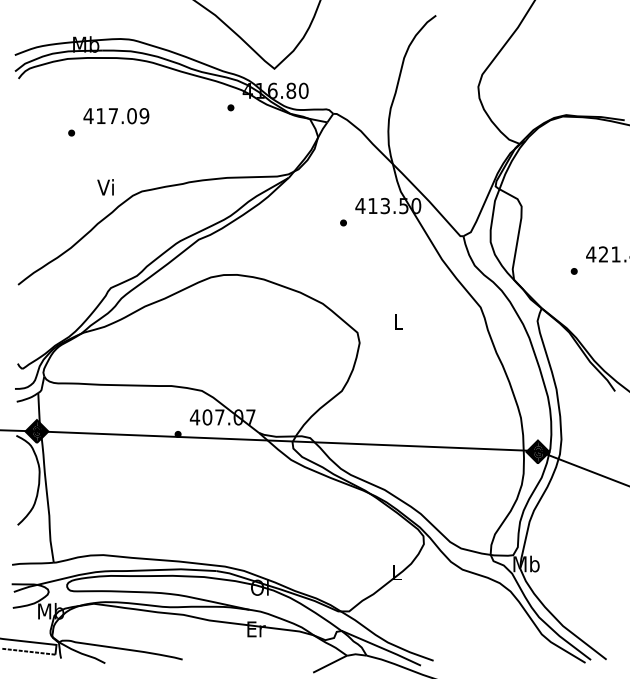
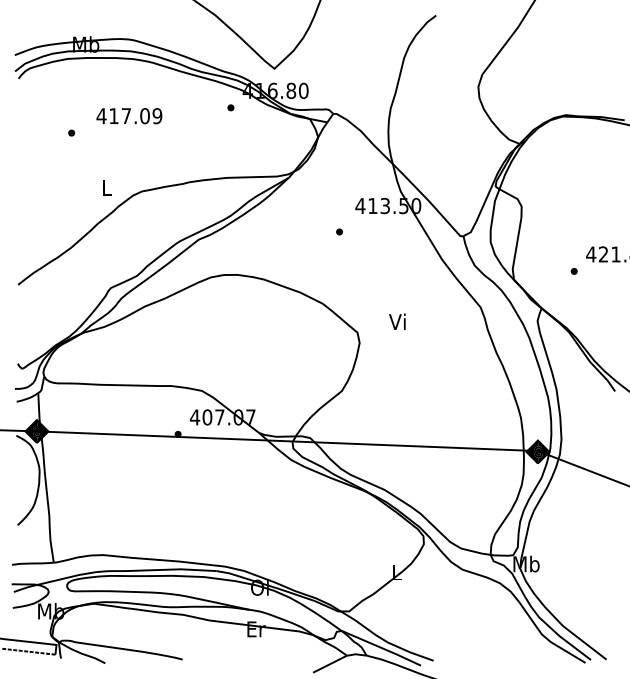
text position: (116, 116) -> (129, 116) (129, 116)
text: Vi -> L (105, 187)
part position: (343, 222) -> (339, 231) (339, 231)
text: L -> Vi (397, 321)
